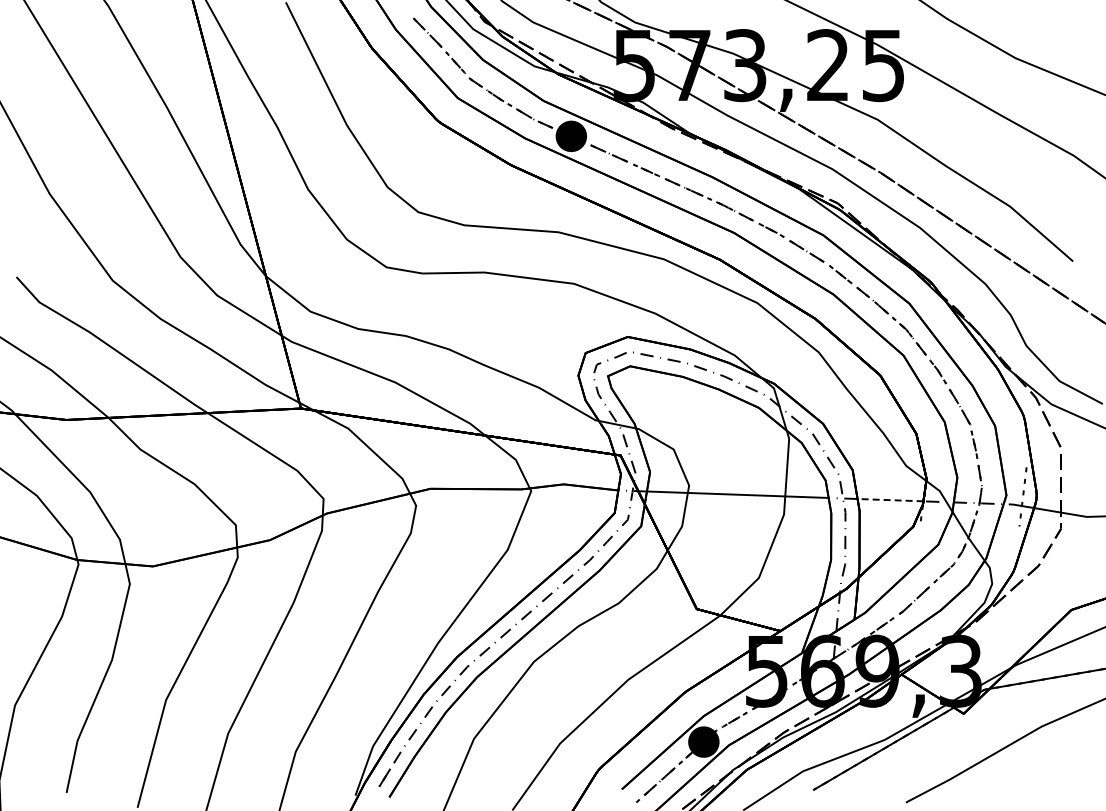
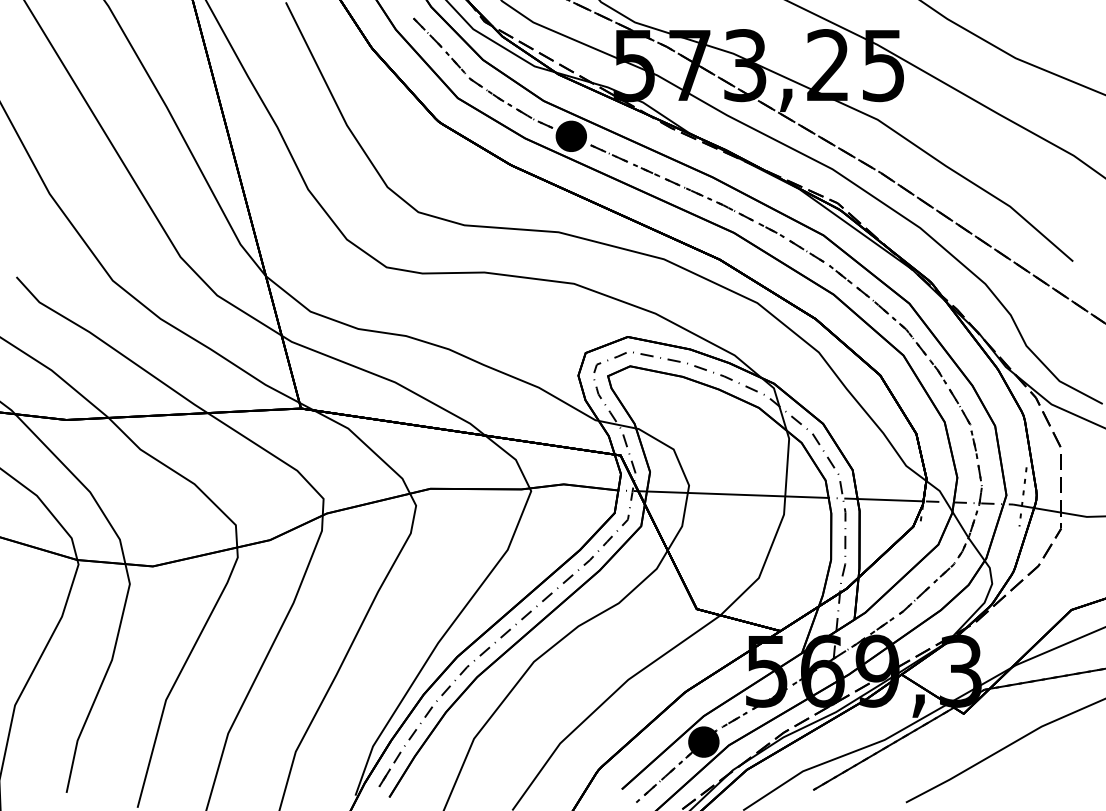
line: dashed -> solid (890, 500)
